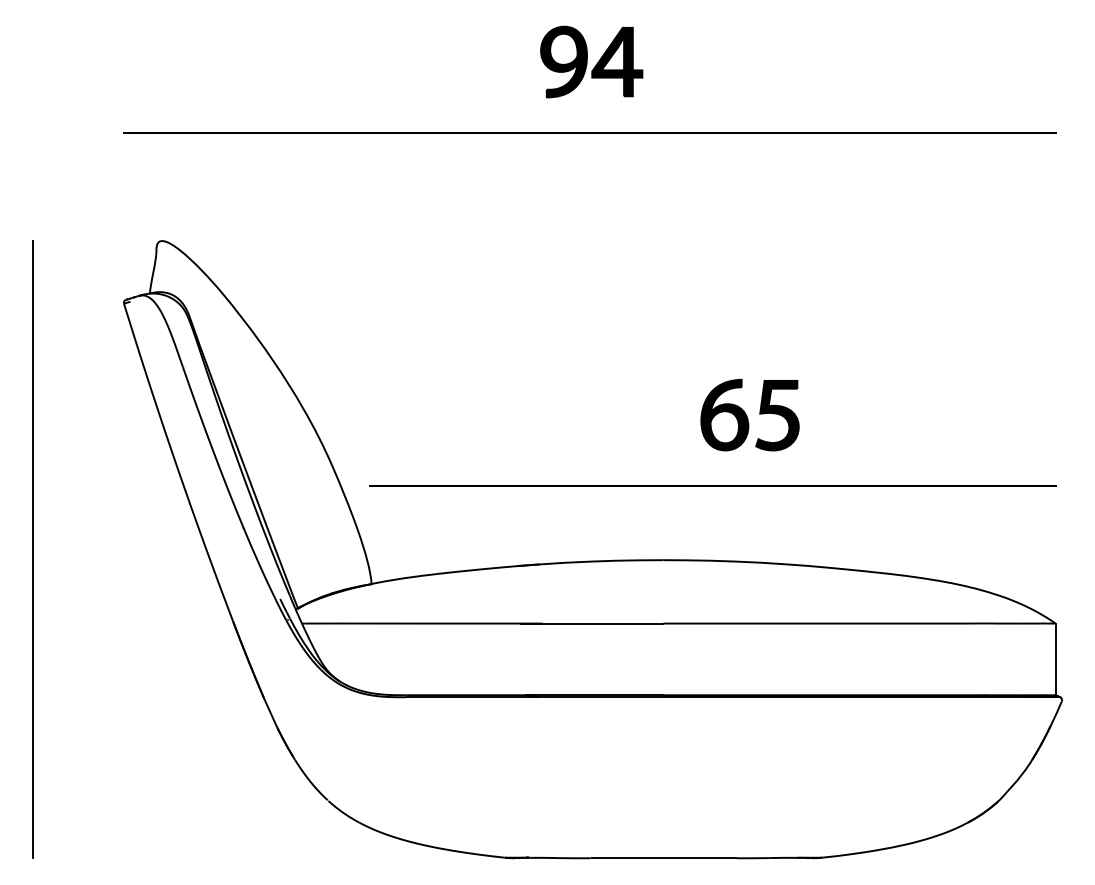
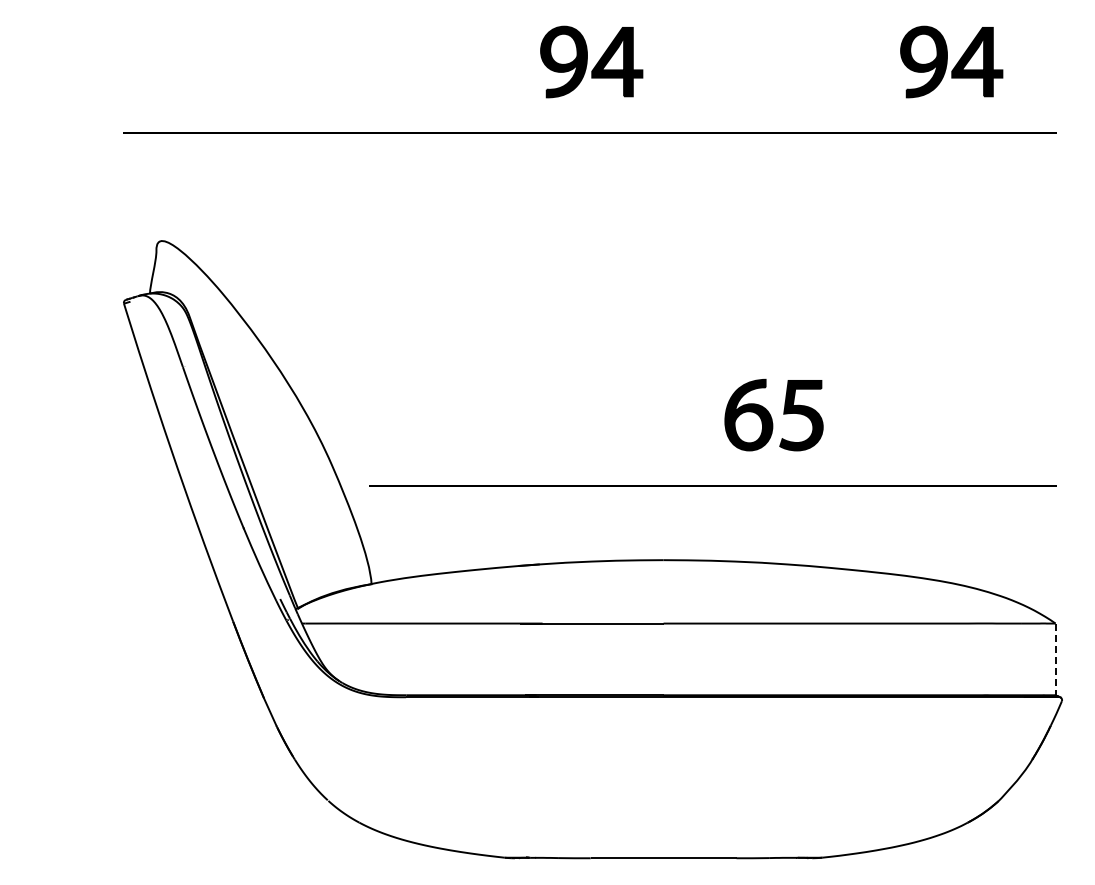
part: none -> present (951, 61)
part position: (749, 414) -> (773, 414) (773, 414)
line: present -> none (32, 548)
line: solid -> dashed (1055, 659)
